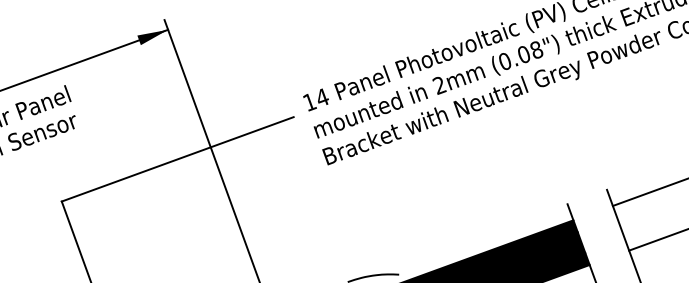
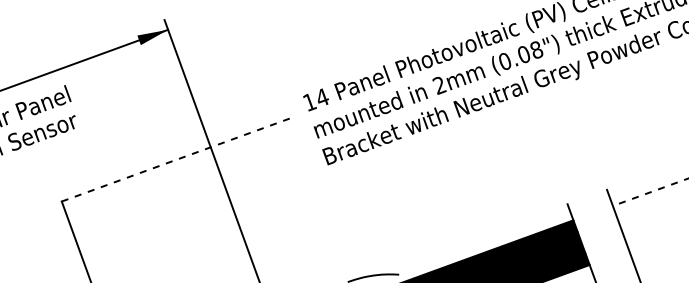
line: solid -> dashed (178, 159)
line: solid -> dashed (650, 192)
line: present -> none (657, 240)
